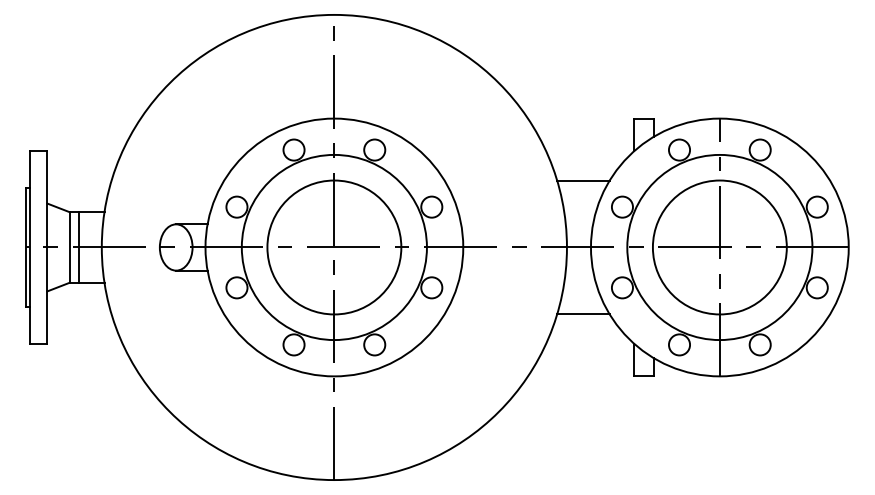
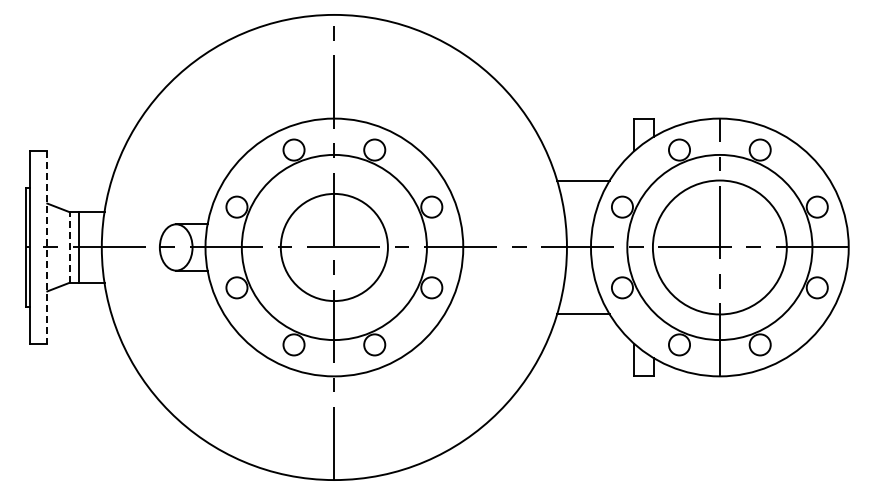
line: solid -> dashed (47, 247)
line: solid -> dashed (69, 247)
circle diameter: 134 px -> 107 px (333, 247)
